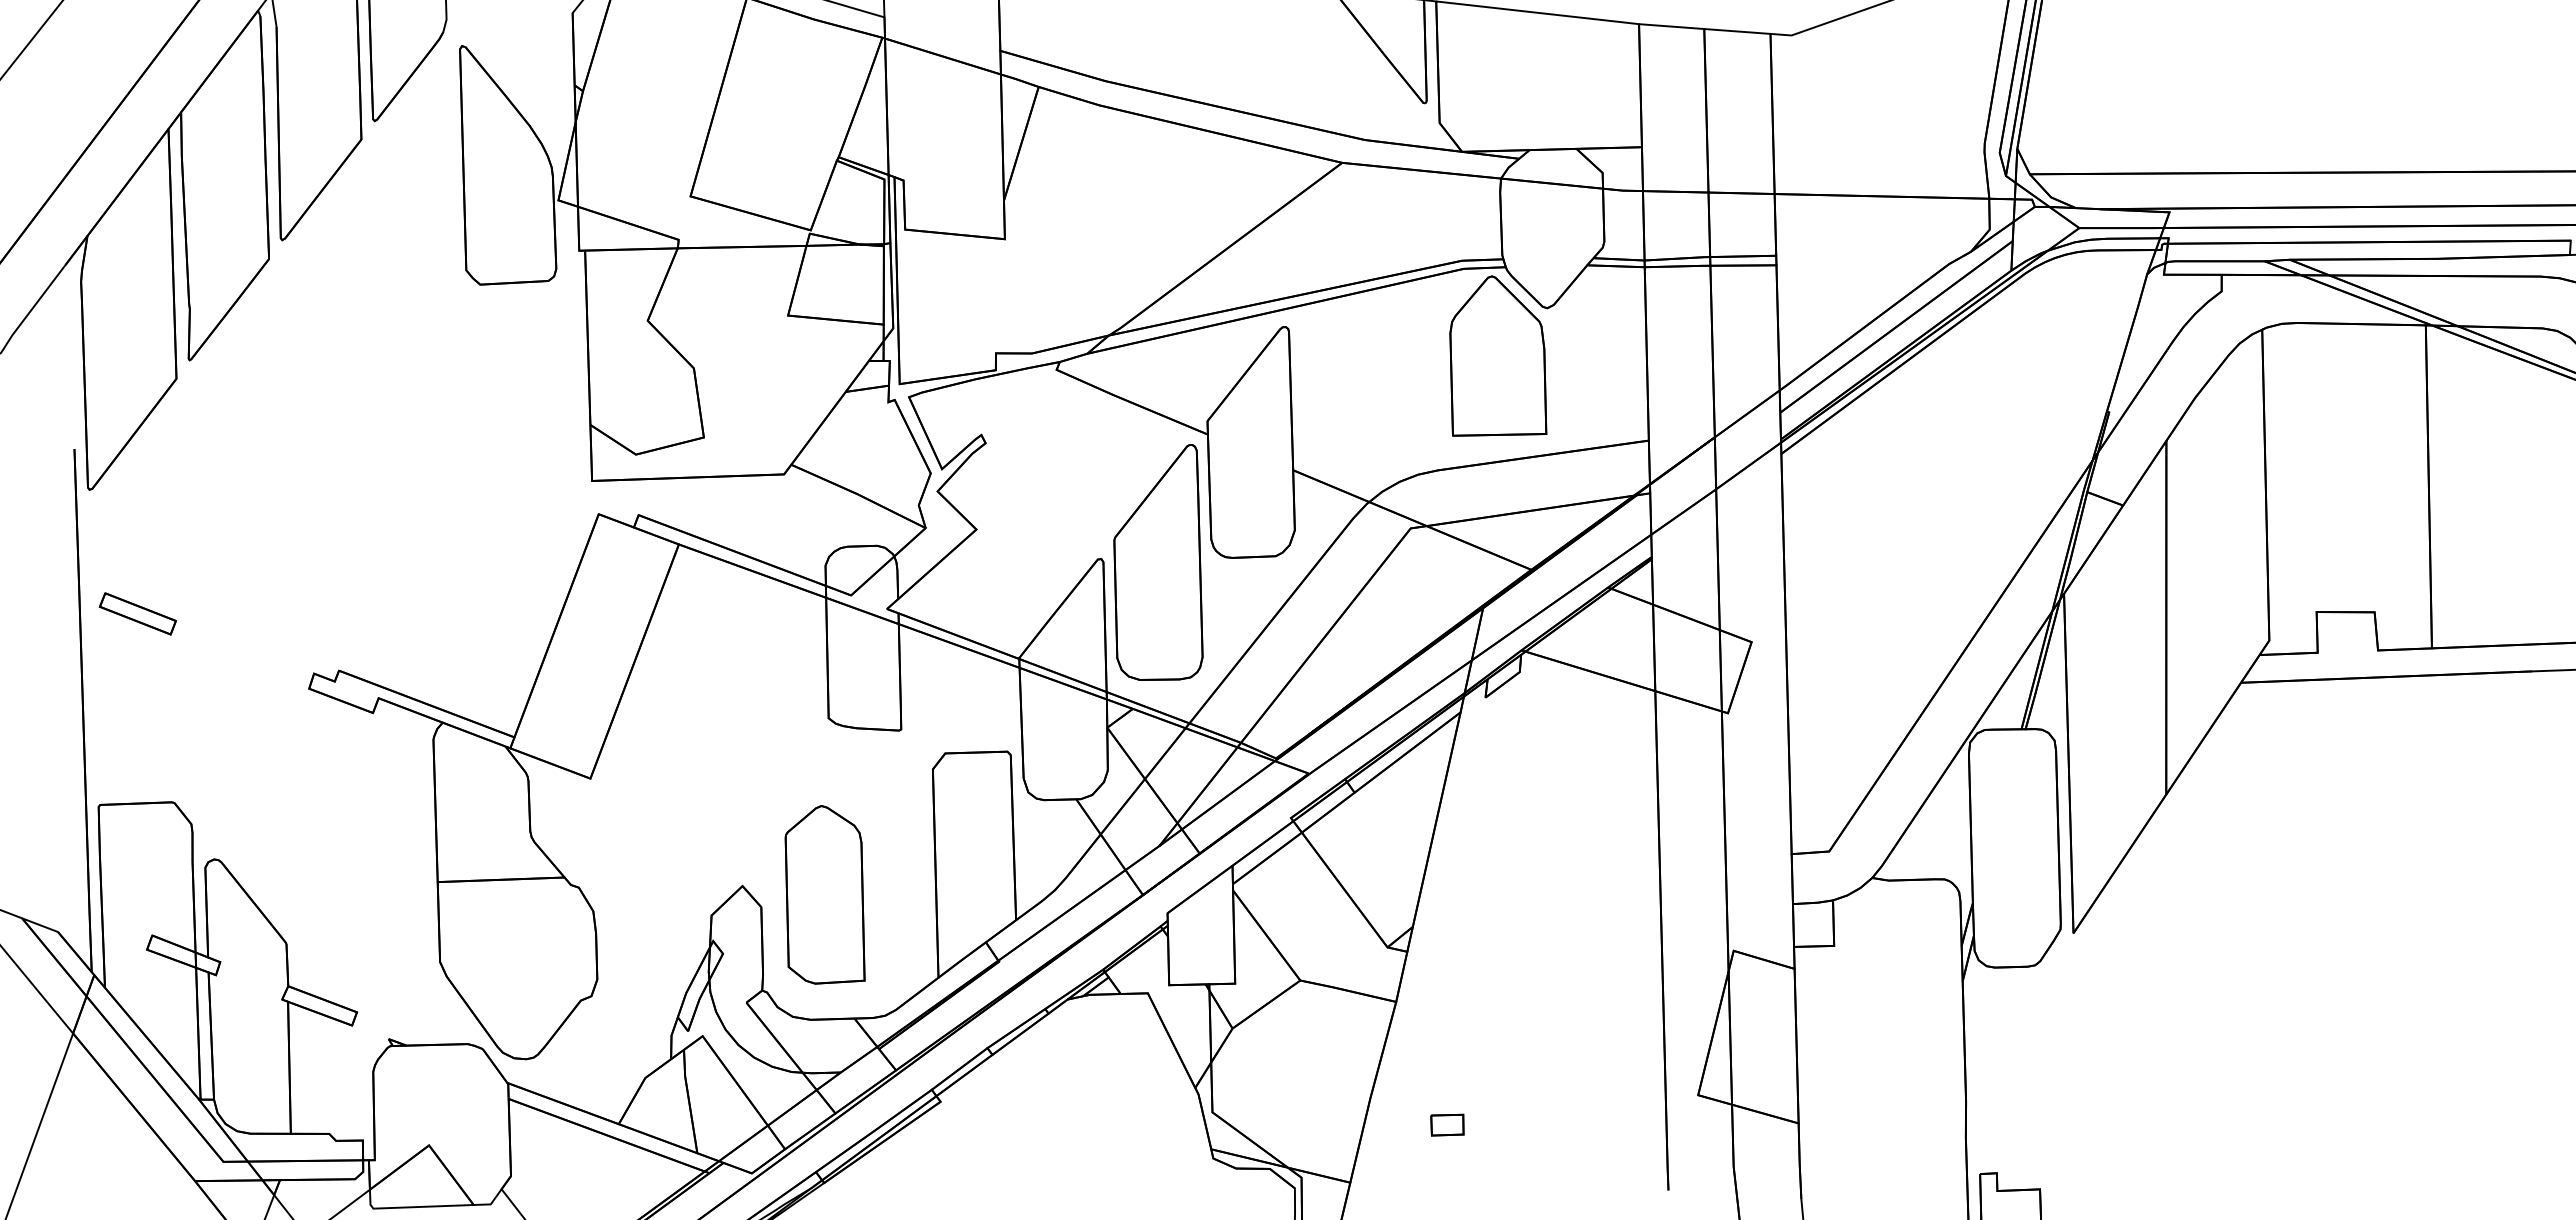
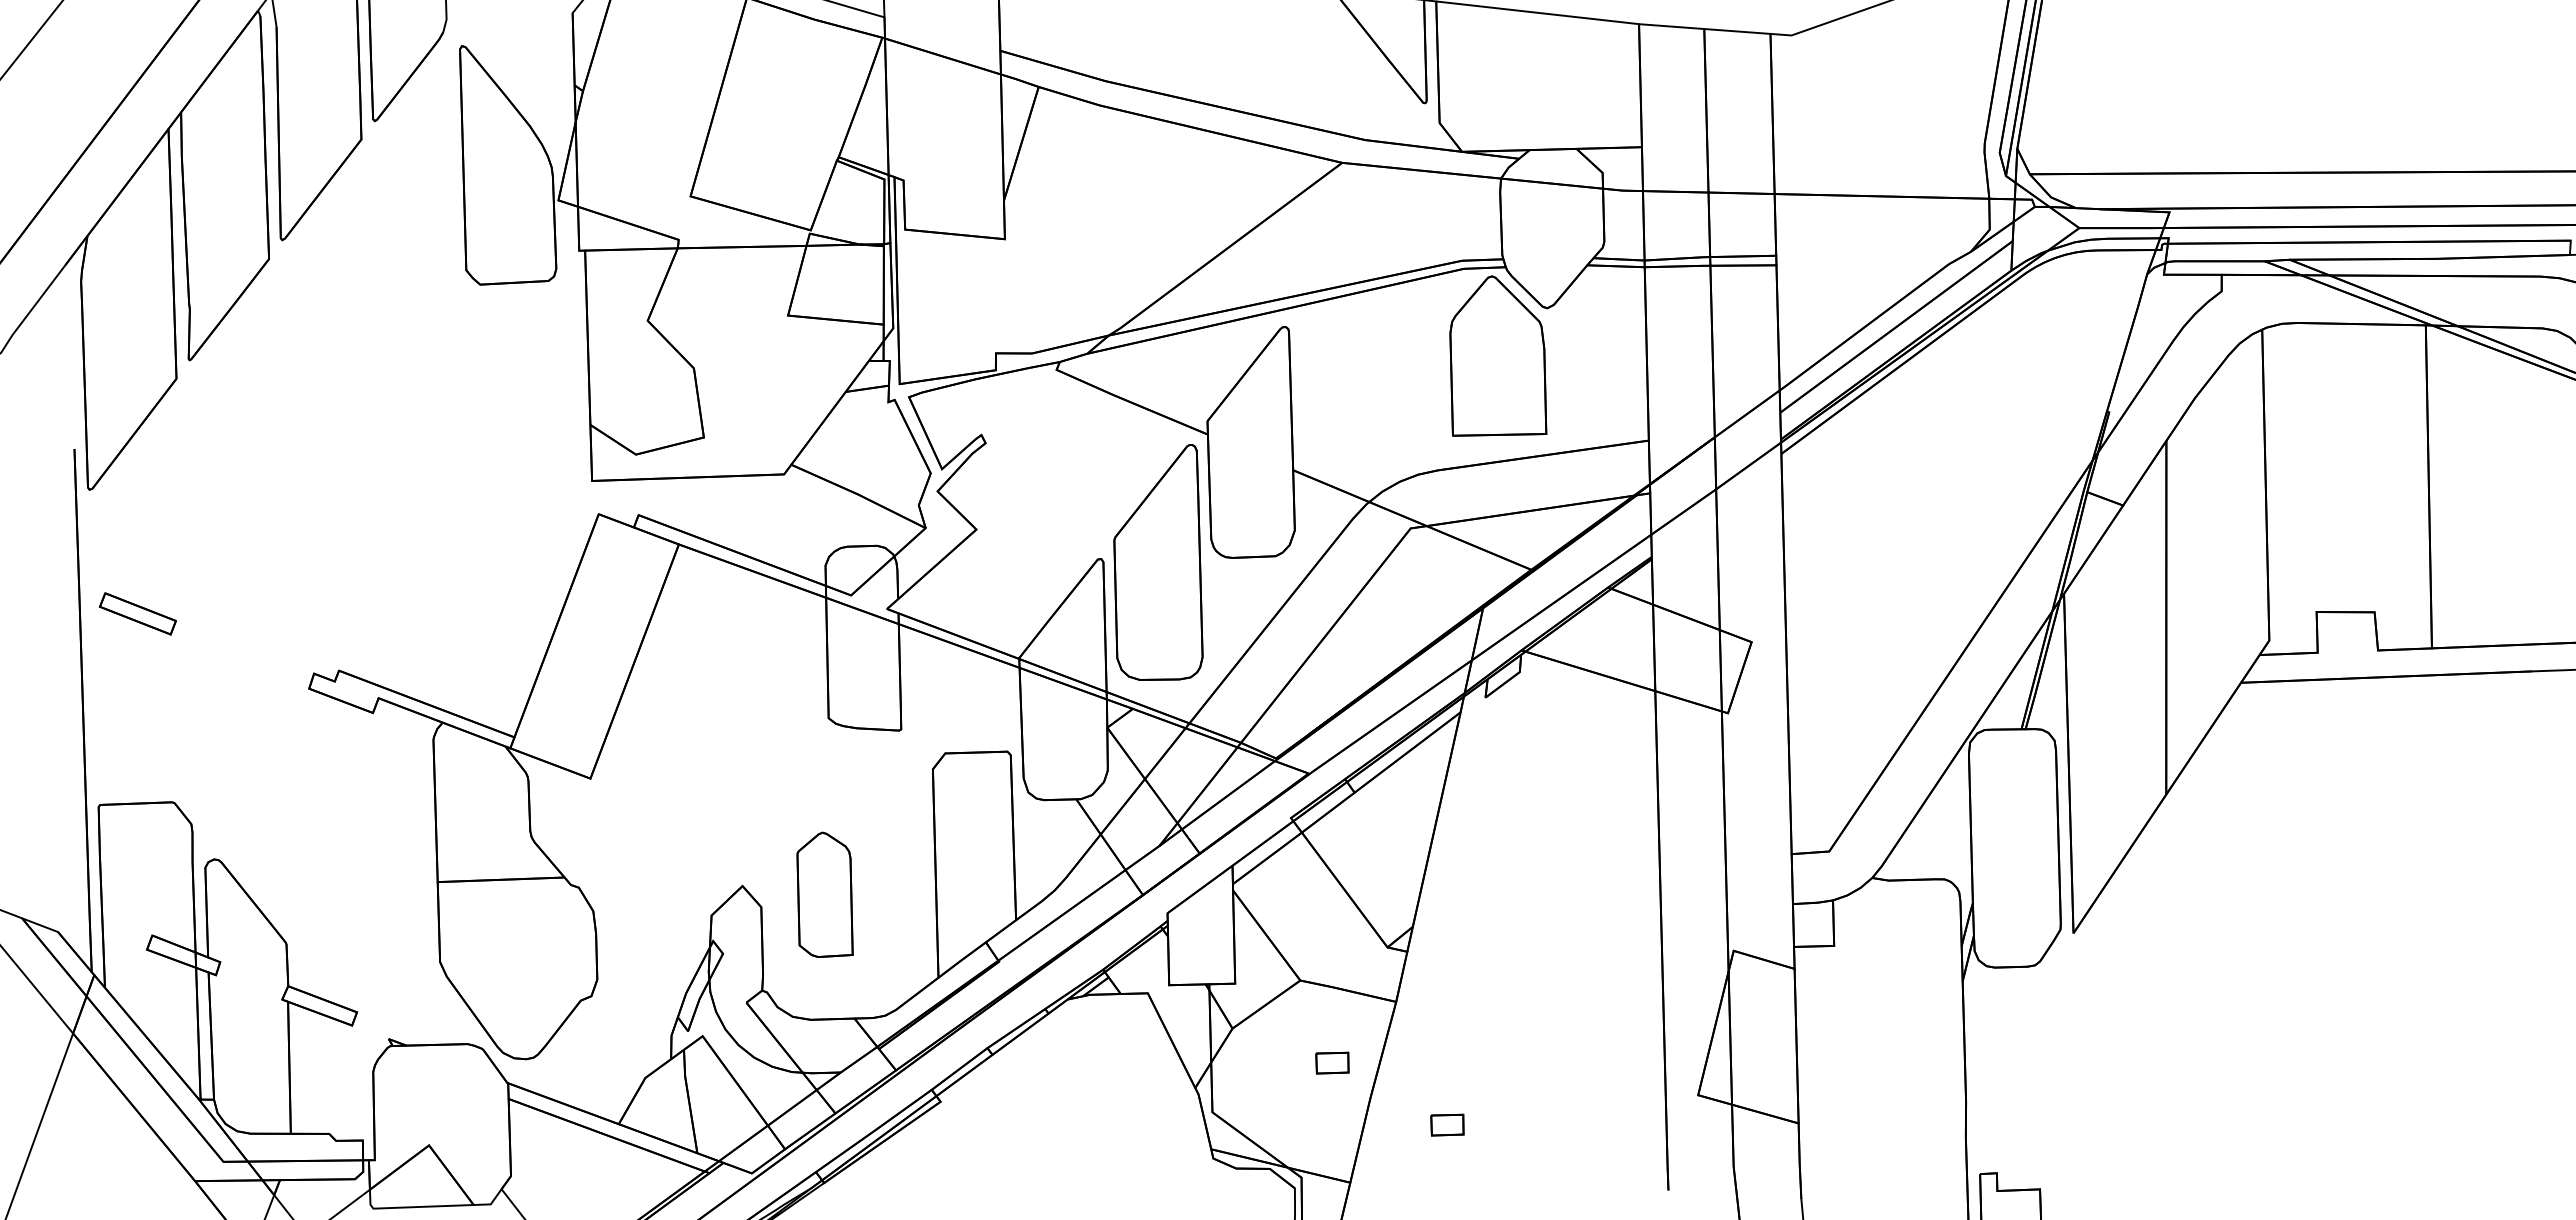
part size: 82x180 px -> 58x127 px (824, 894)
part: none -> present (1332, 1062)
